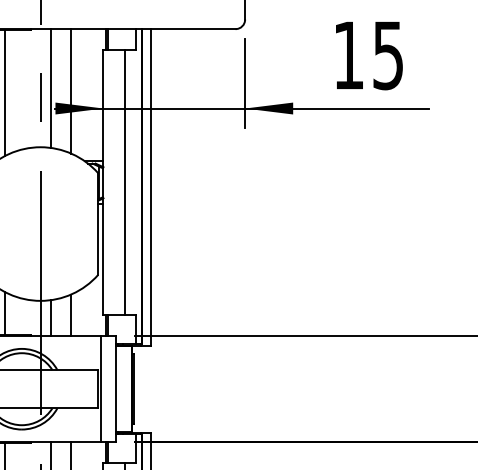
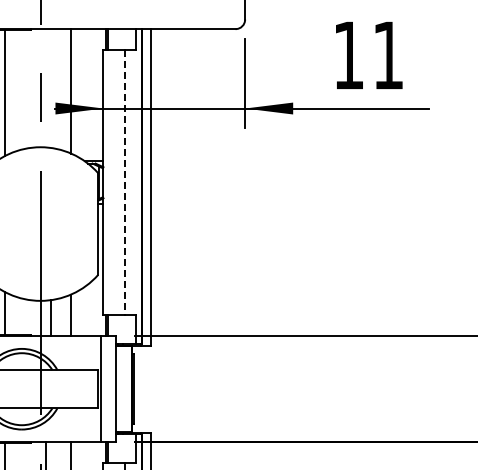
text: 15 -> 11 (387, 55)
line: present -> none (51, 88)
line: solid -> dashed (125, 182)
line position: (51, 454) -> (46, 454) (46, 454)
